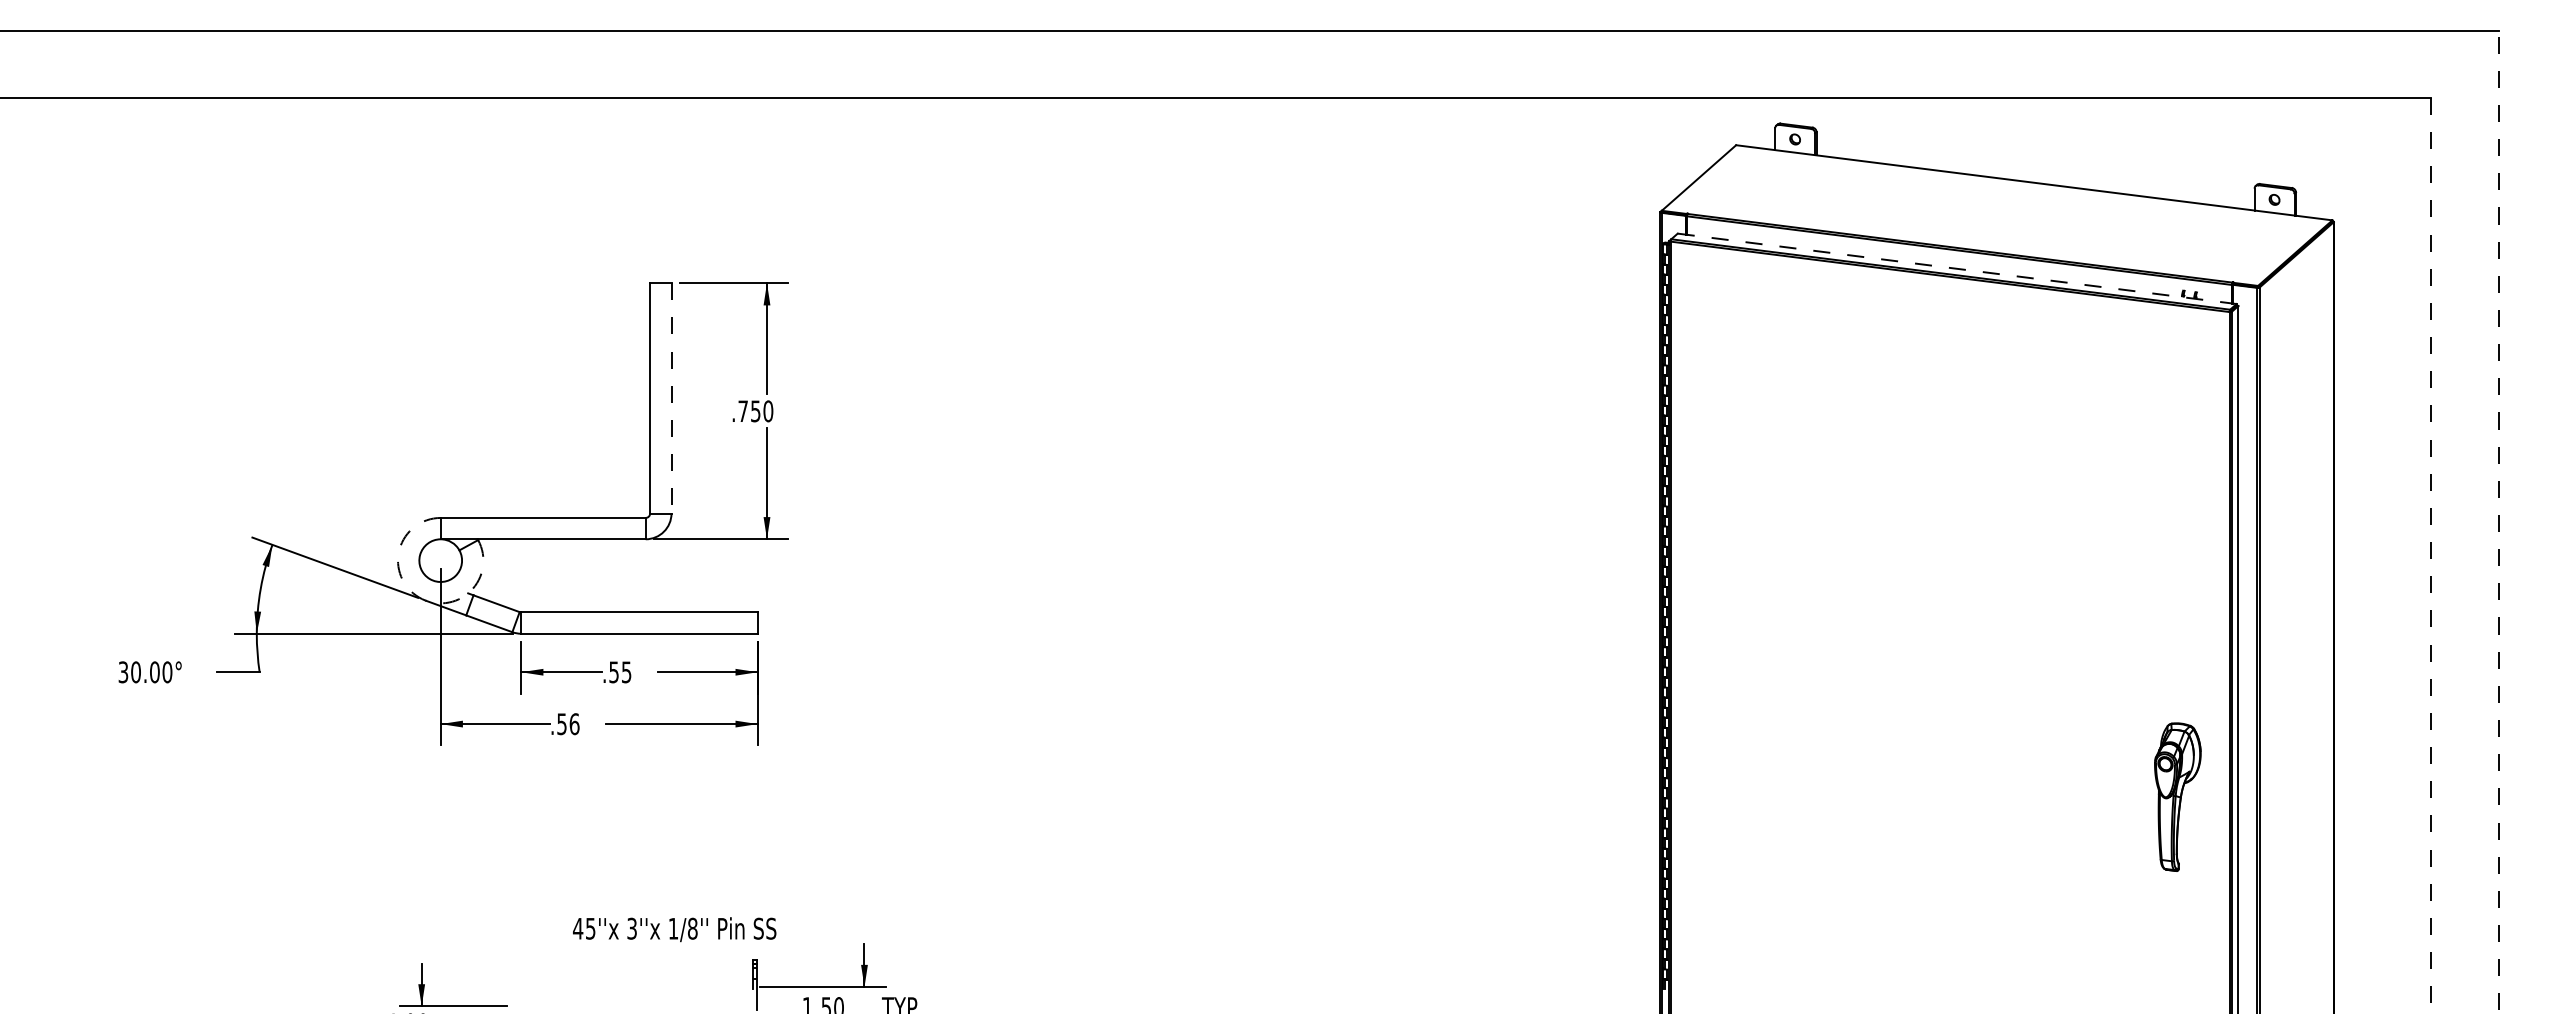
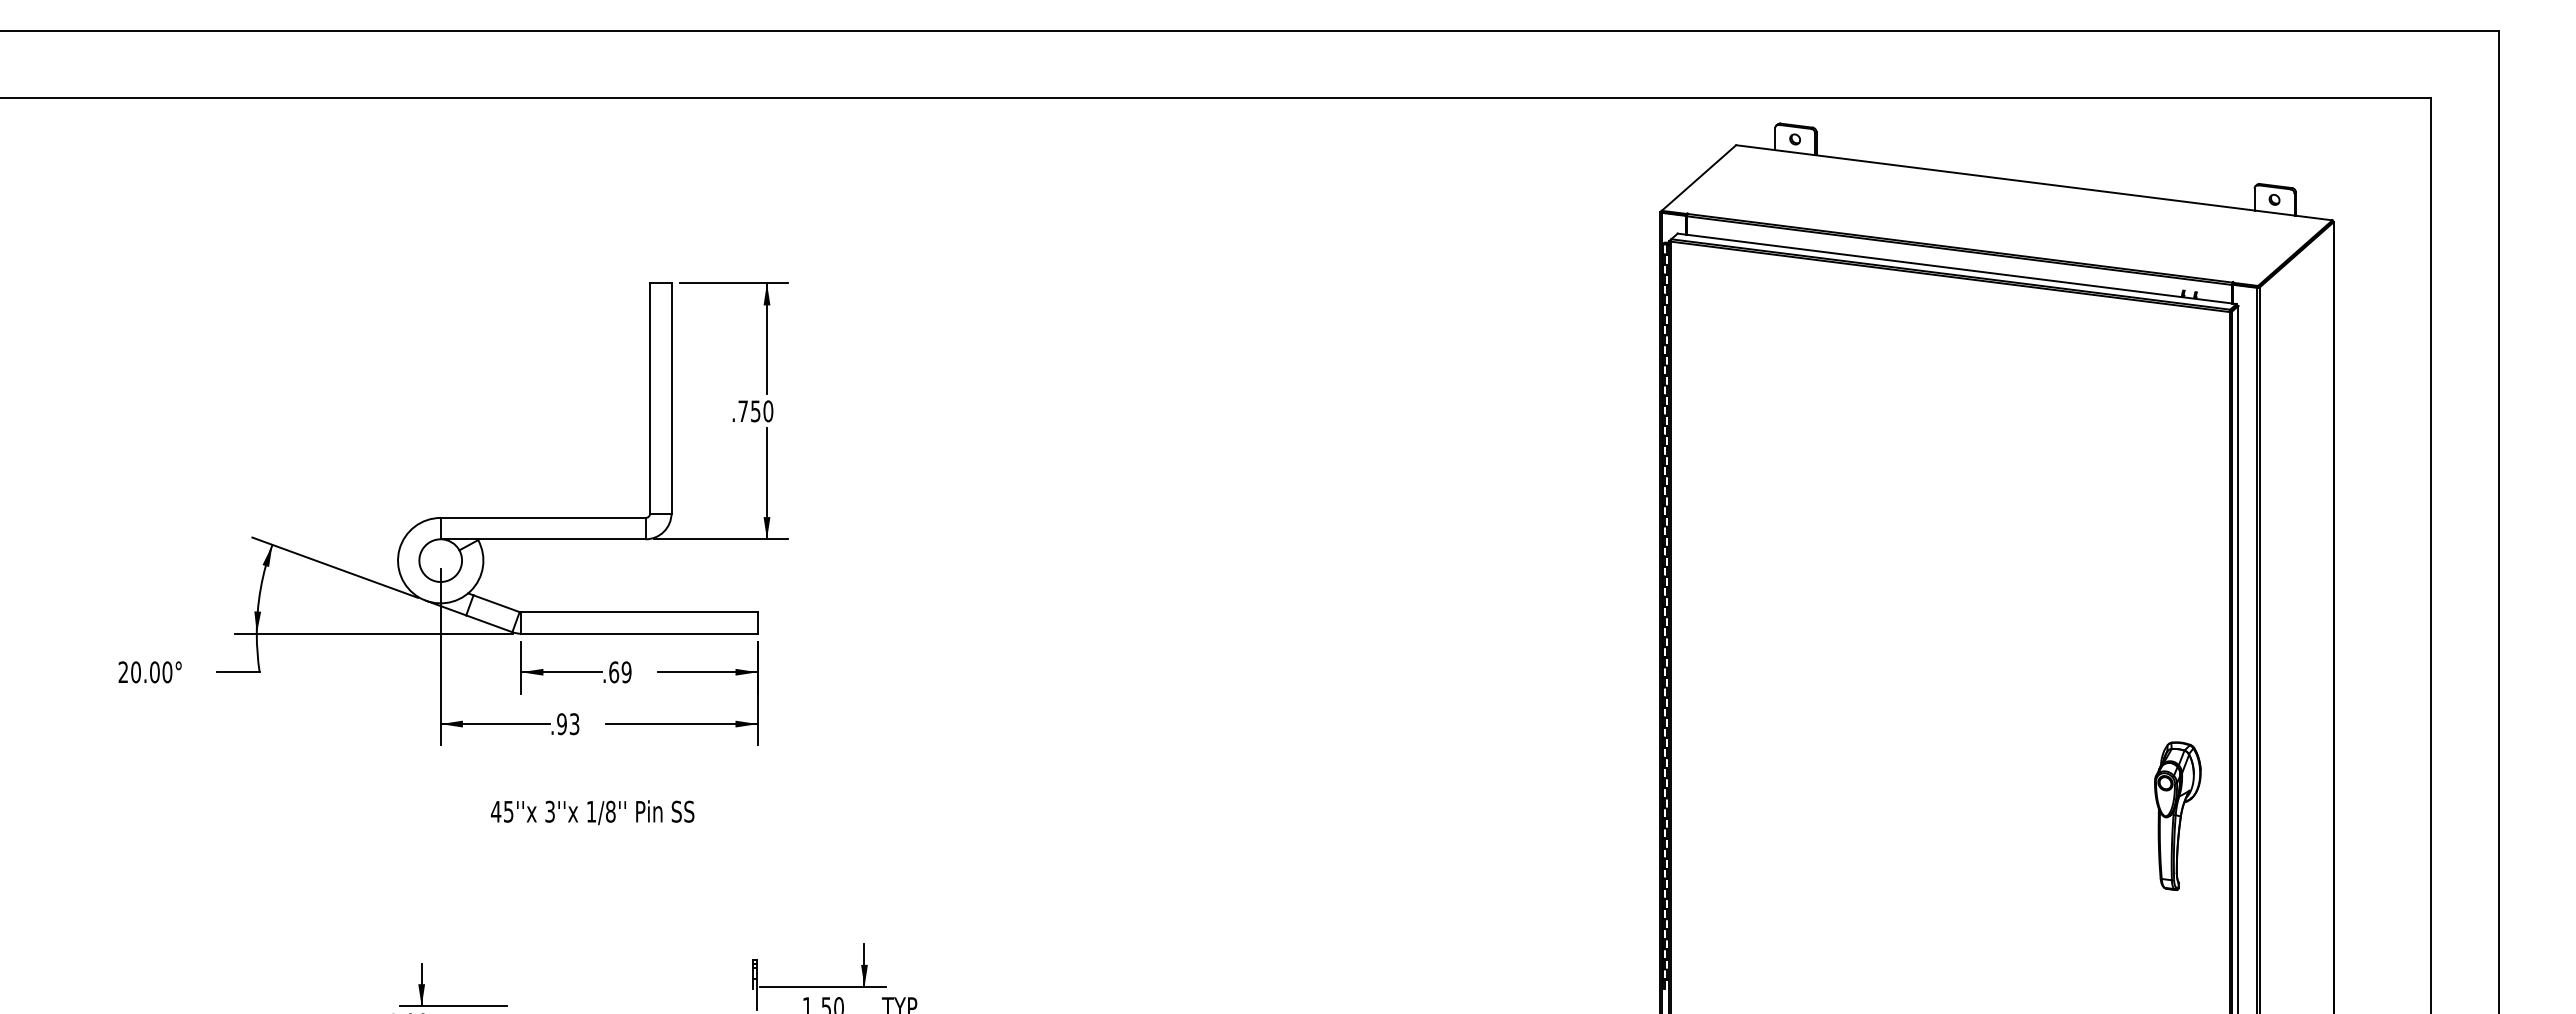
line: dashed -> solid (1957, 268)
line: dashed -> solid (671, 398)
line: dashed -> solid (2498, 521)
line: dashed -> solid (2431, 555)
arc: dashed -> solid (418, 597)
text: 30.00° -> 20.00° (123, 672)
text: .55 -> .69 (620, 672)
text: .56 -> .93 (568, 724)
part position: (2177, 796) -> (2177, 815) (2177, 815)
text position: (674, 929) -> (592, 812) (592, 812)
